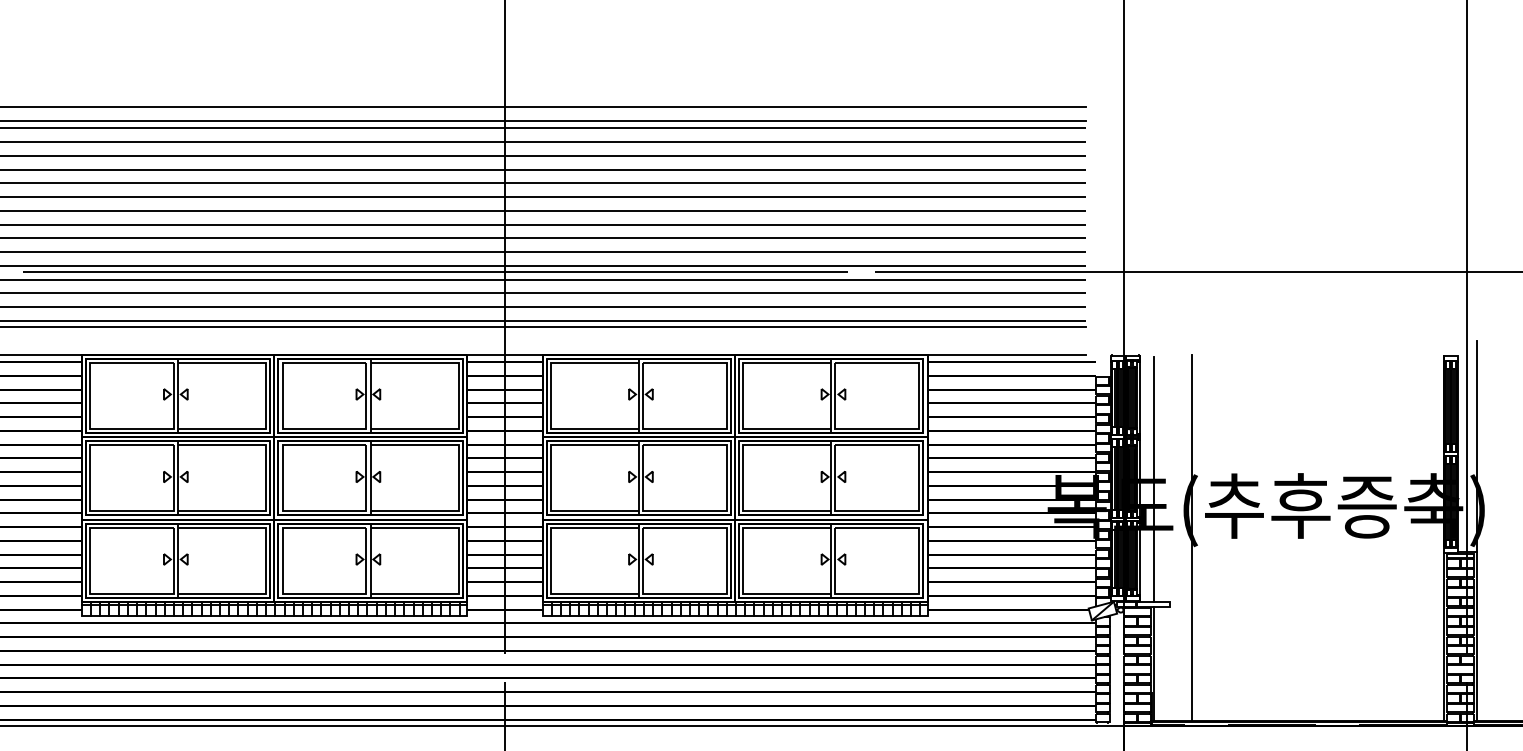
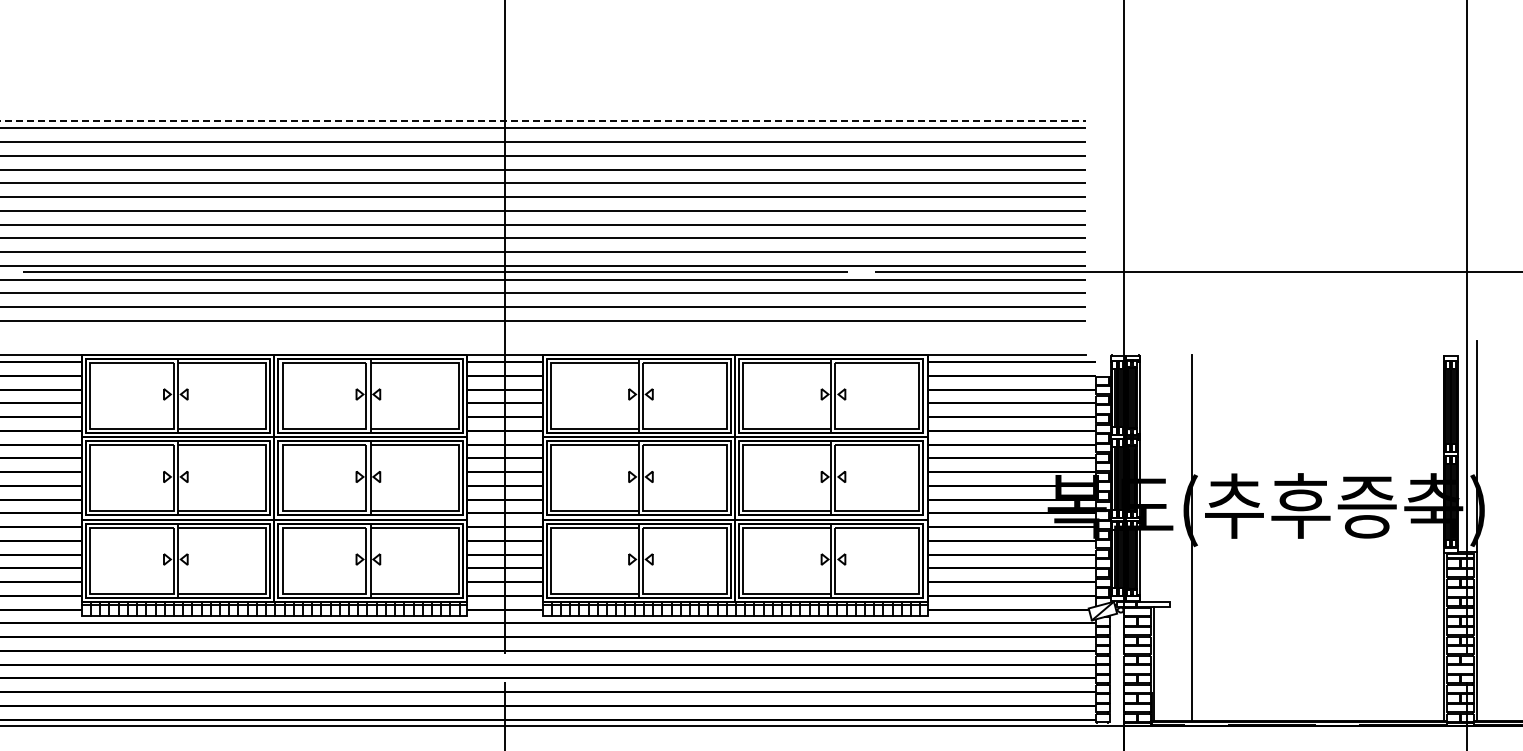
line: present -> none (543, 107)
line: solid -> dashed (543, 120)
line: present -> none (543, 327)
line: present -> none (1153, 479)
